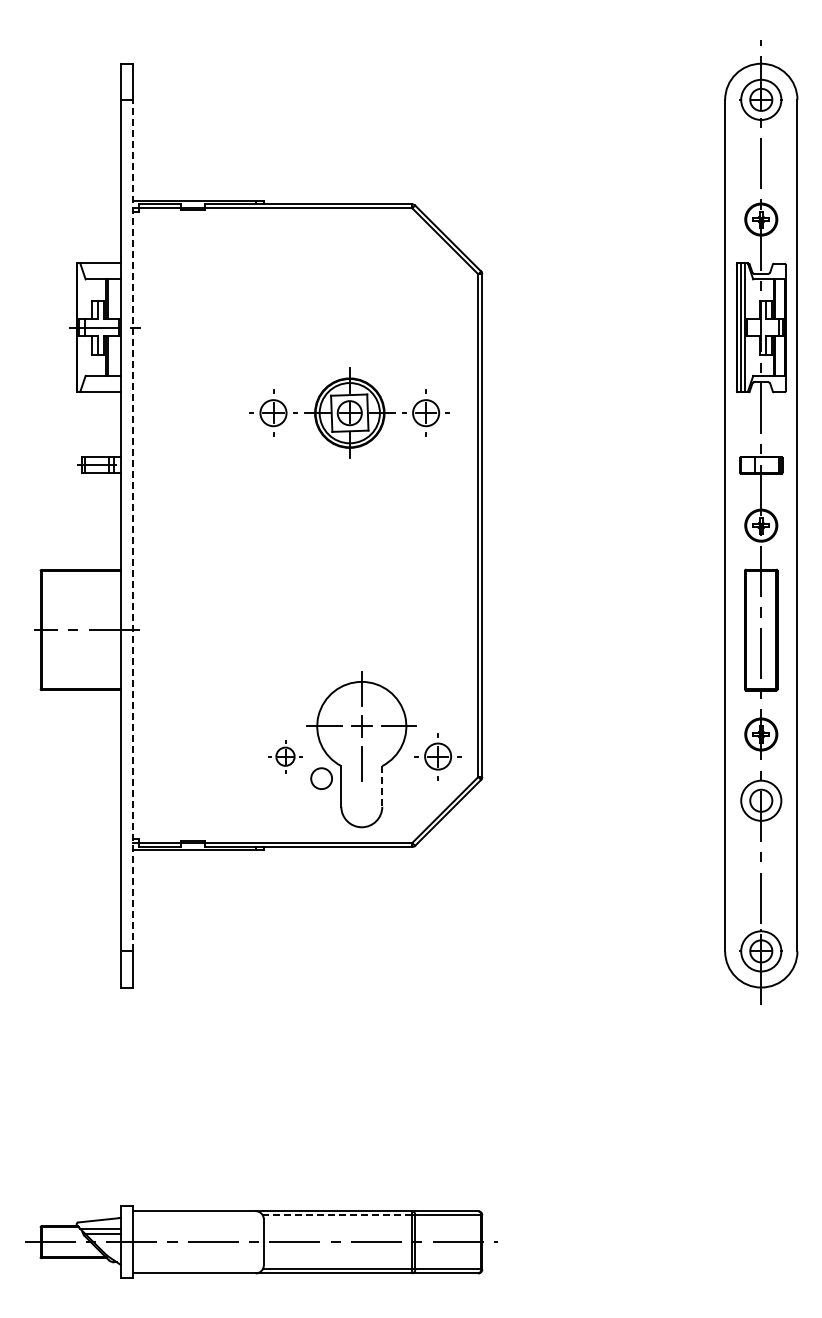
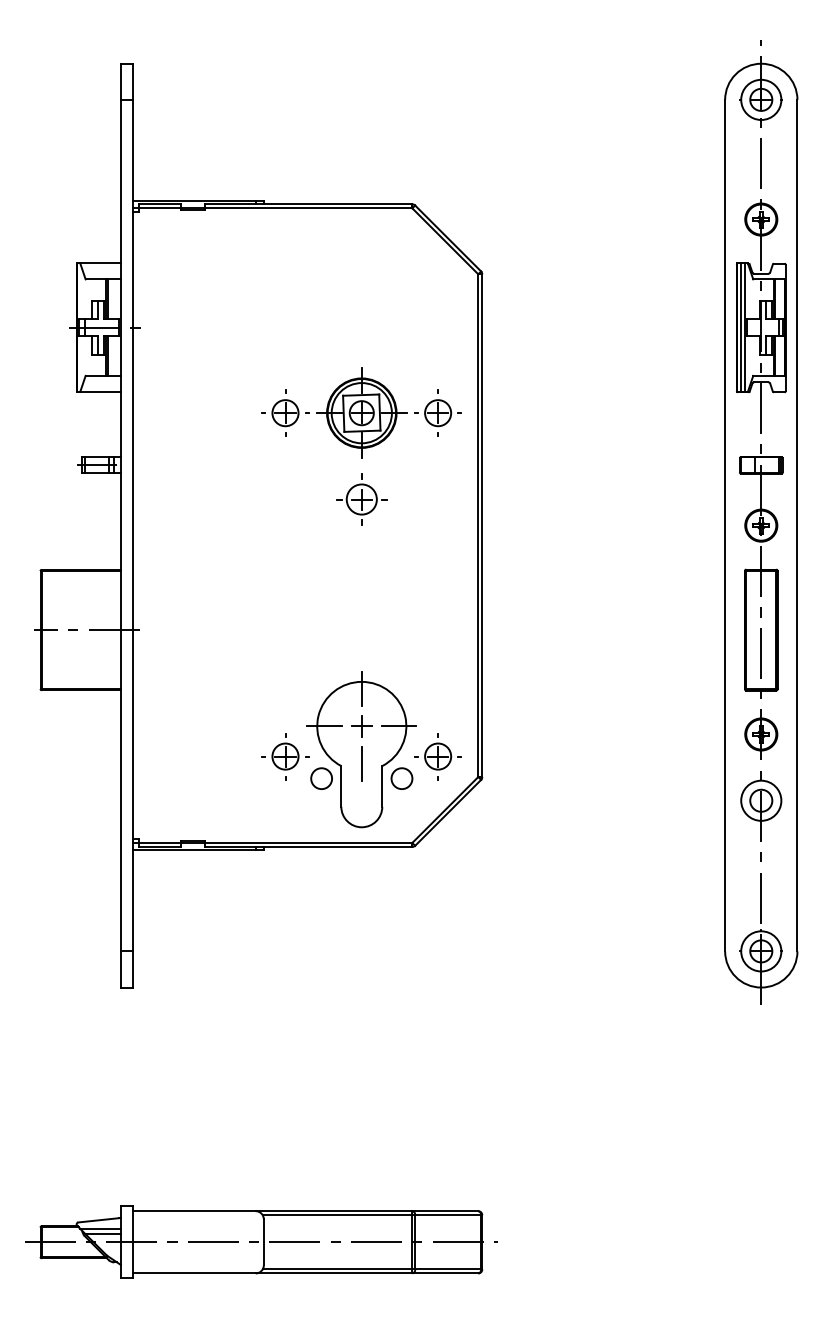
part position: (349, 412) -> (361, 412) (361, 412)
part: none -> present (361, 499)
line: dashed -> solid (132, 525)
part size: 35x34 px -> 49x48 px (285, 756)
circle: none -> present (401, 778)
line: dashed -> solid (382, 786)
line: dashed -> solid (337, 1215)
